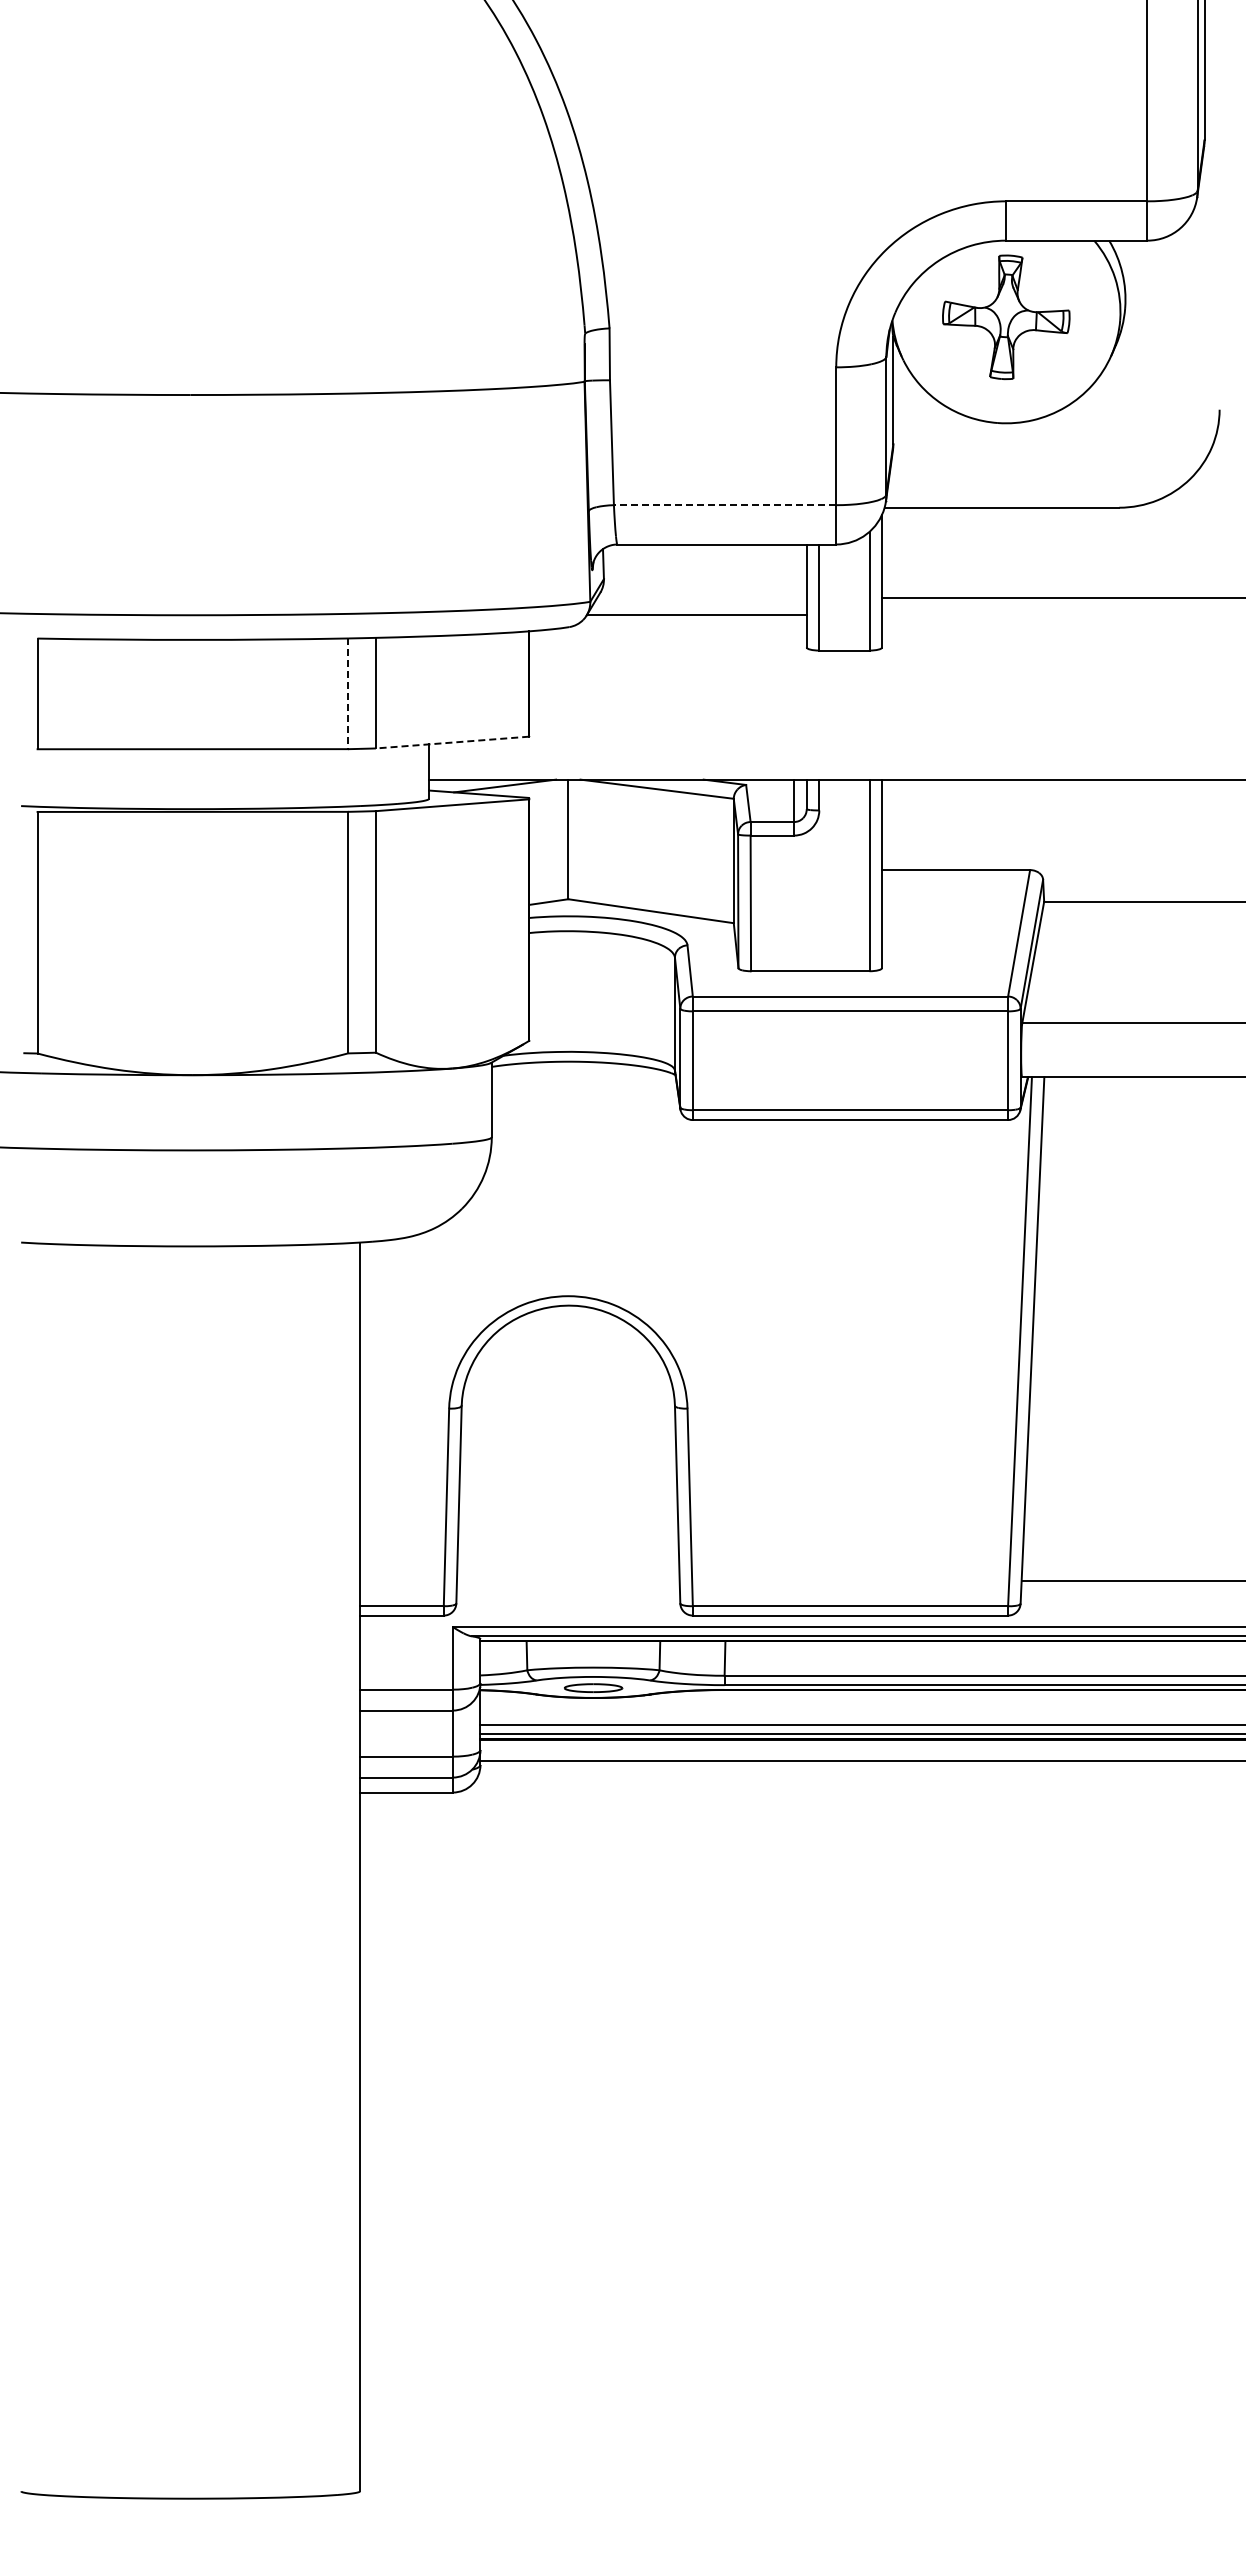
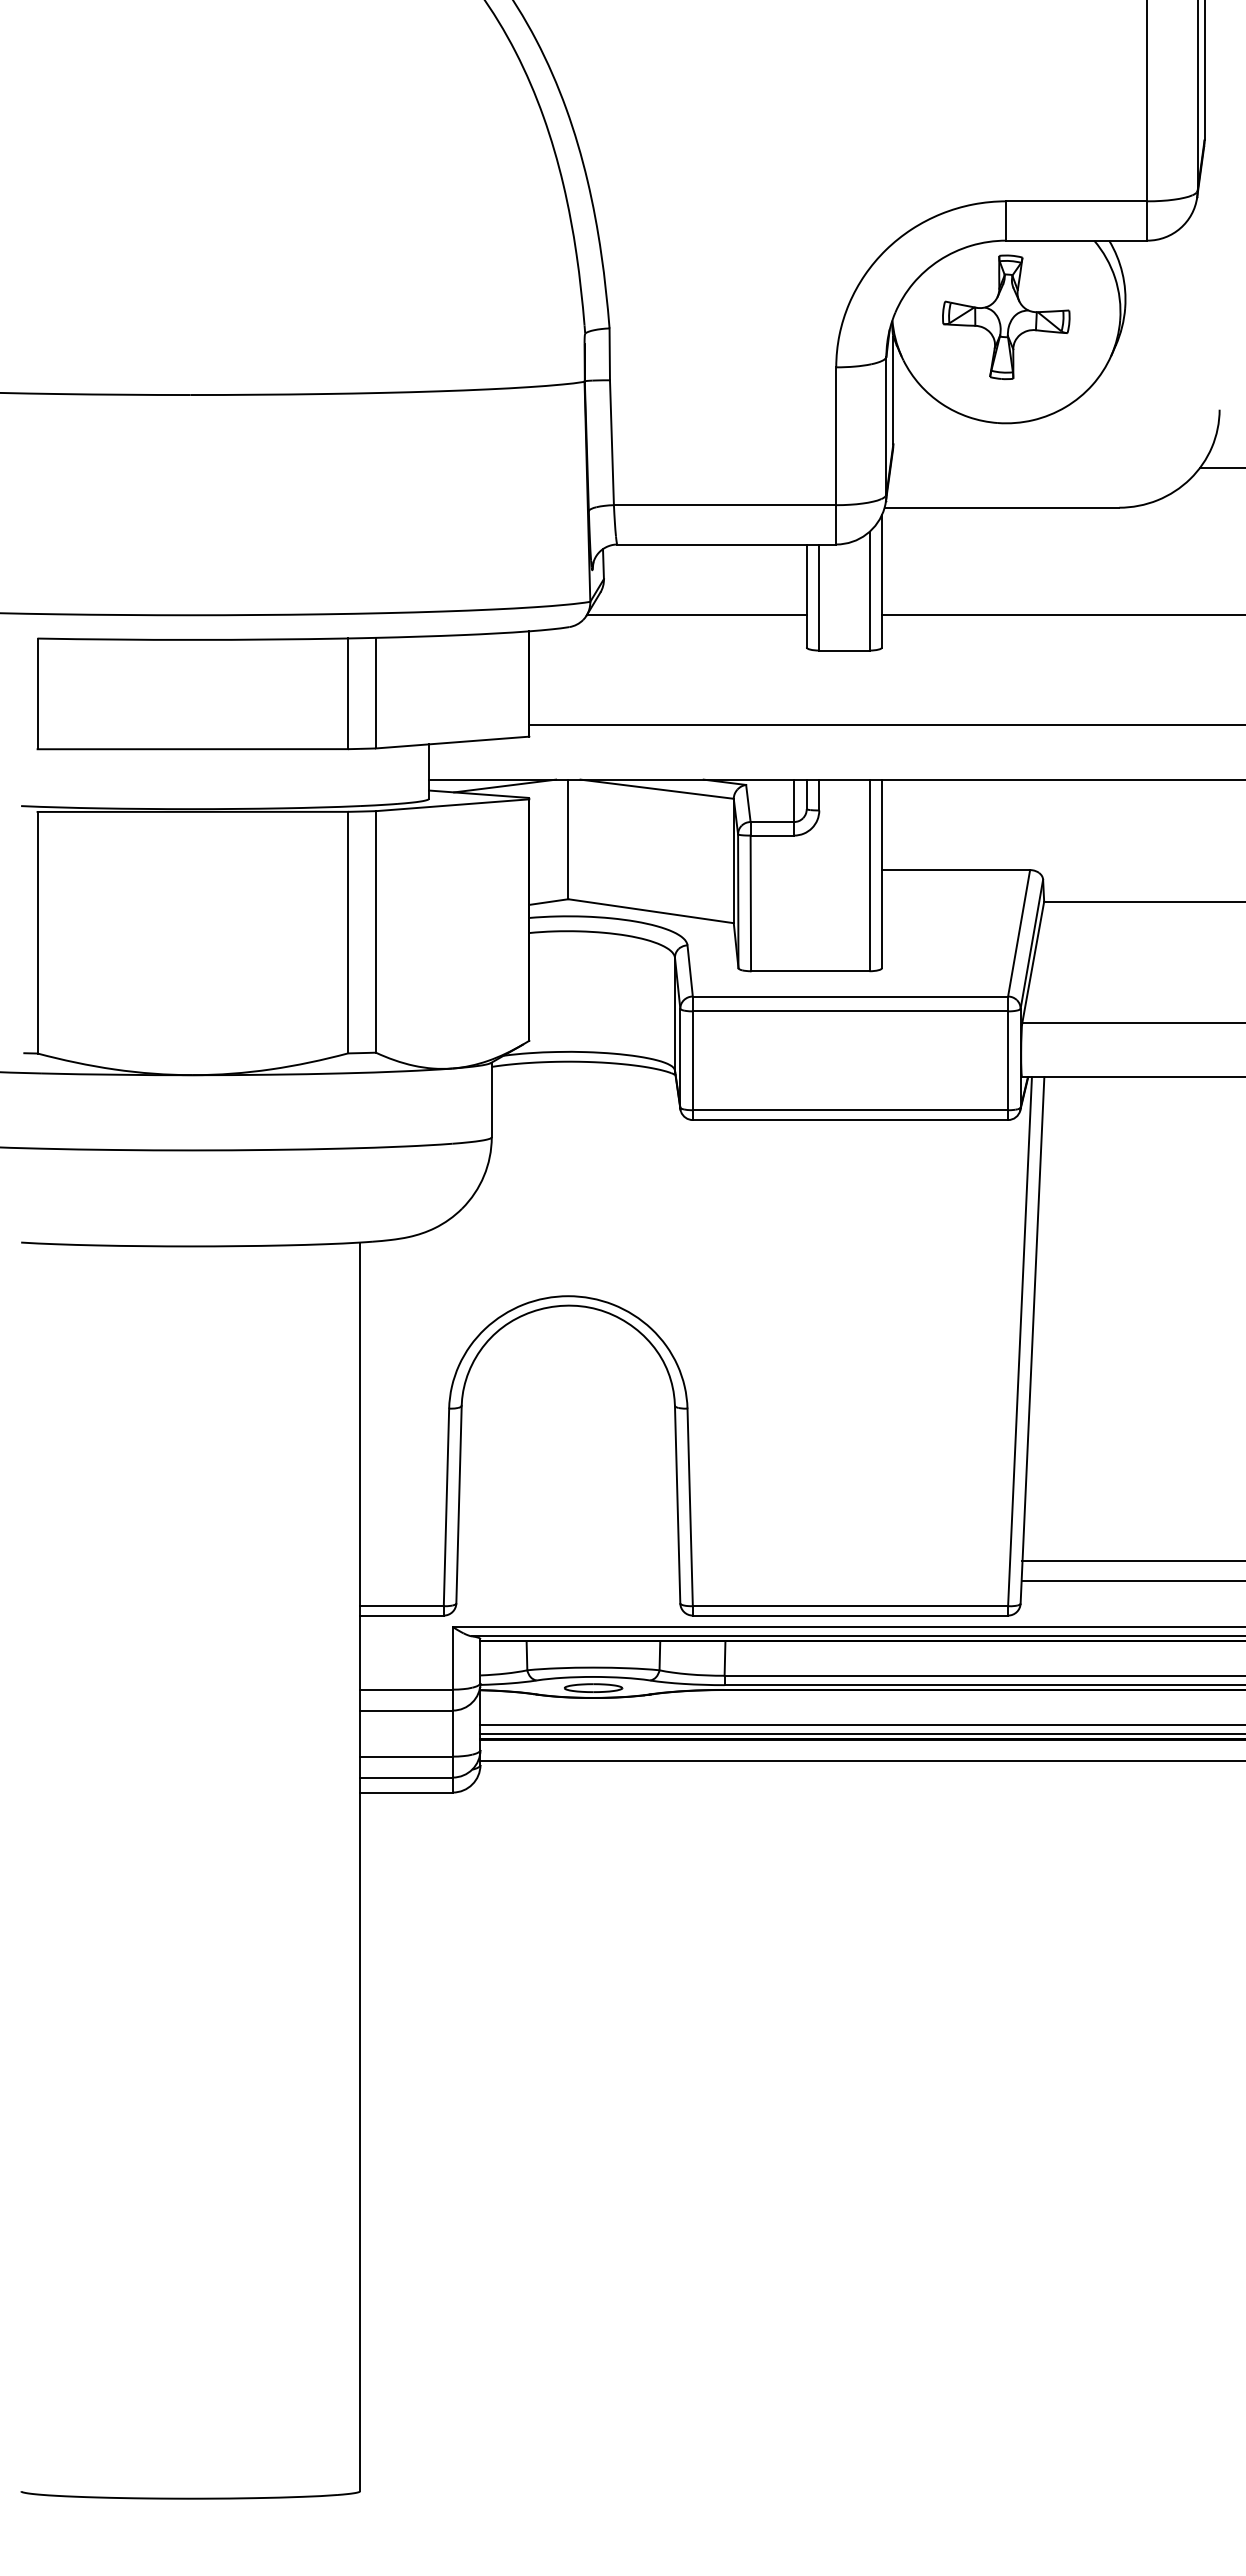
line: none -> present (1220, 468)
line: dashed -> solid (724, 505)
line position: (1062, 598) -> (1062, 615) (1062, 615)
line: dashed -> solid (348, 694)
line: none -> present (885, 725)
line: dashed -> solid (452, 742)
line: none -> present (1132, 1560)
